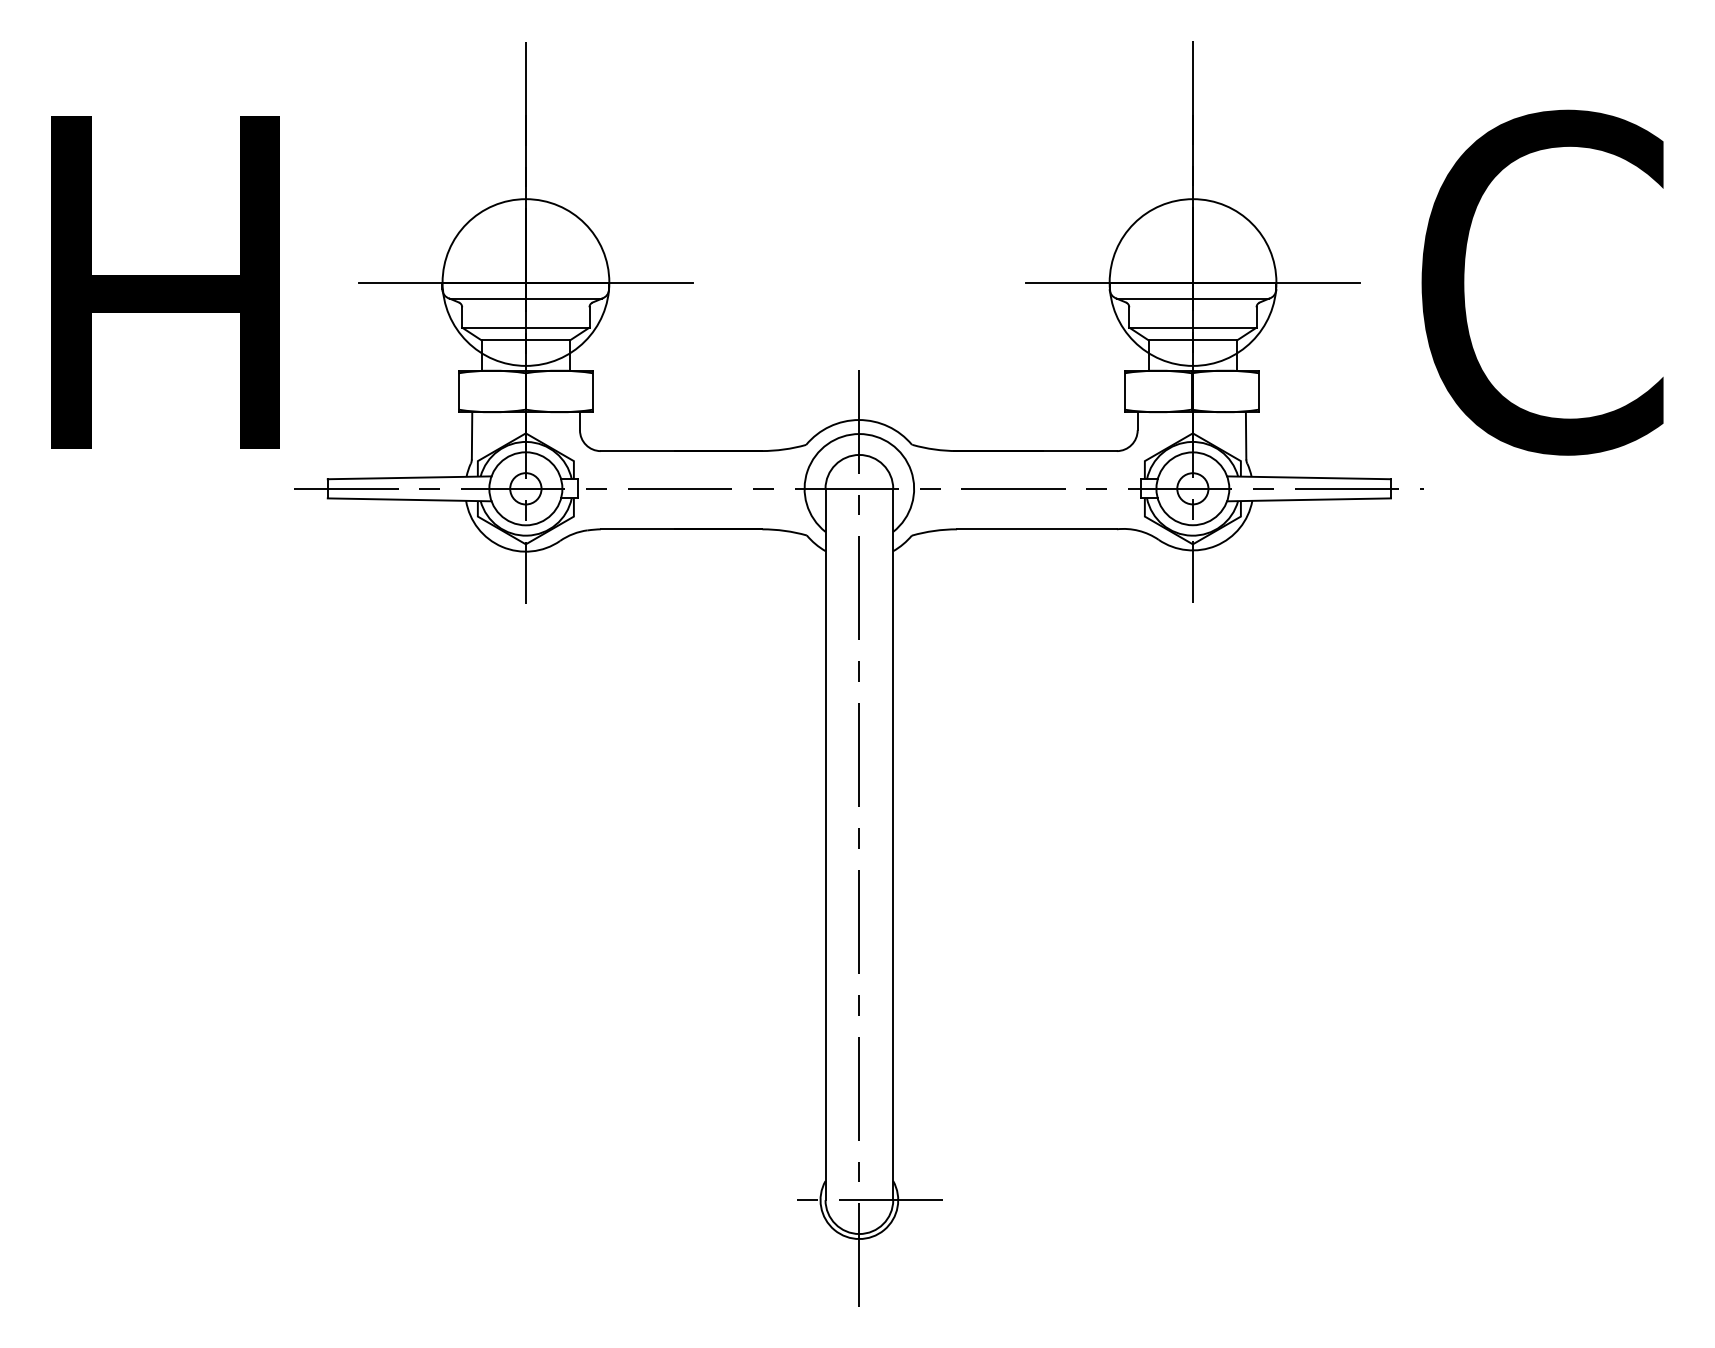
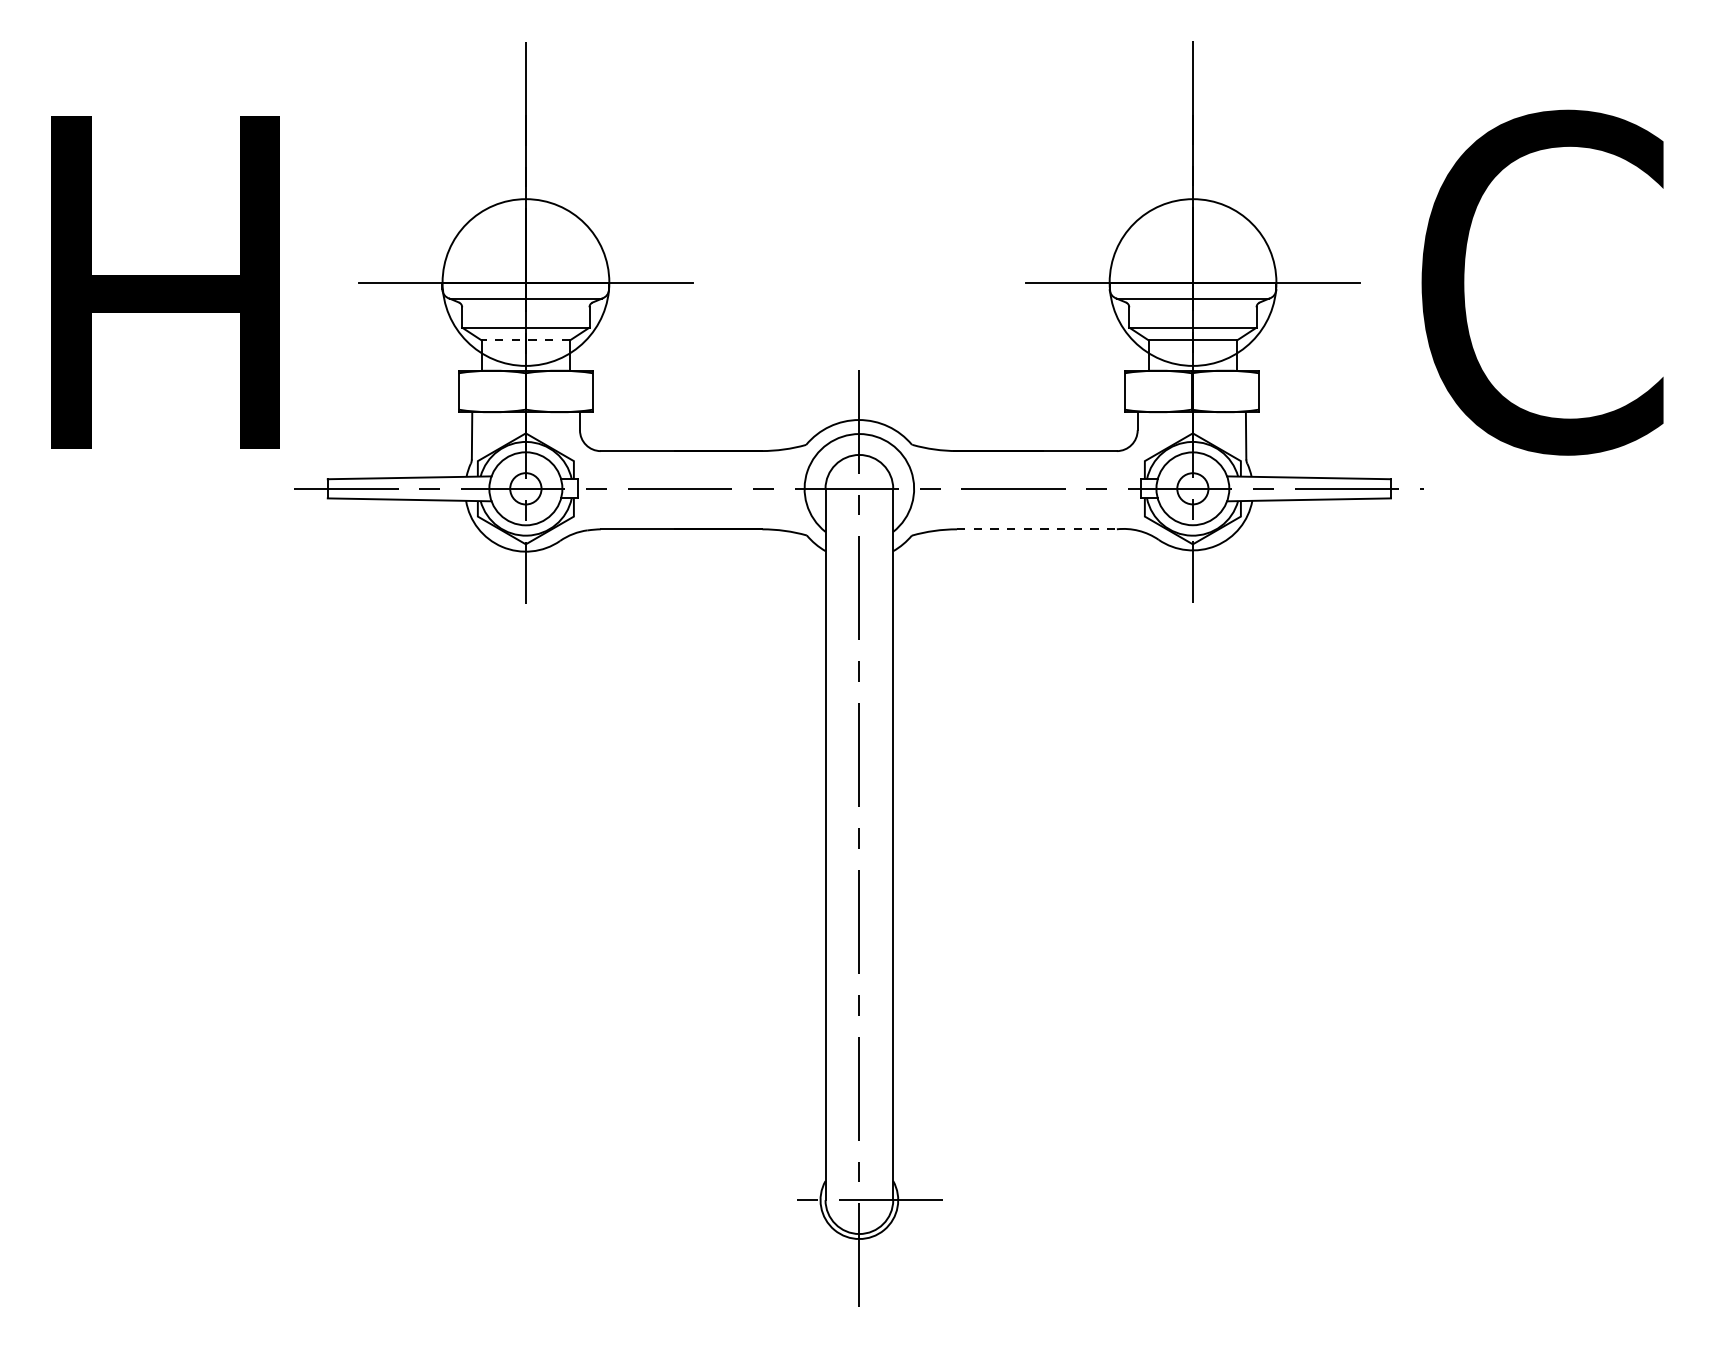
line: solid -> dashed (525, 340)
line: solid -> dashed (1036, 529)
